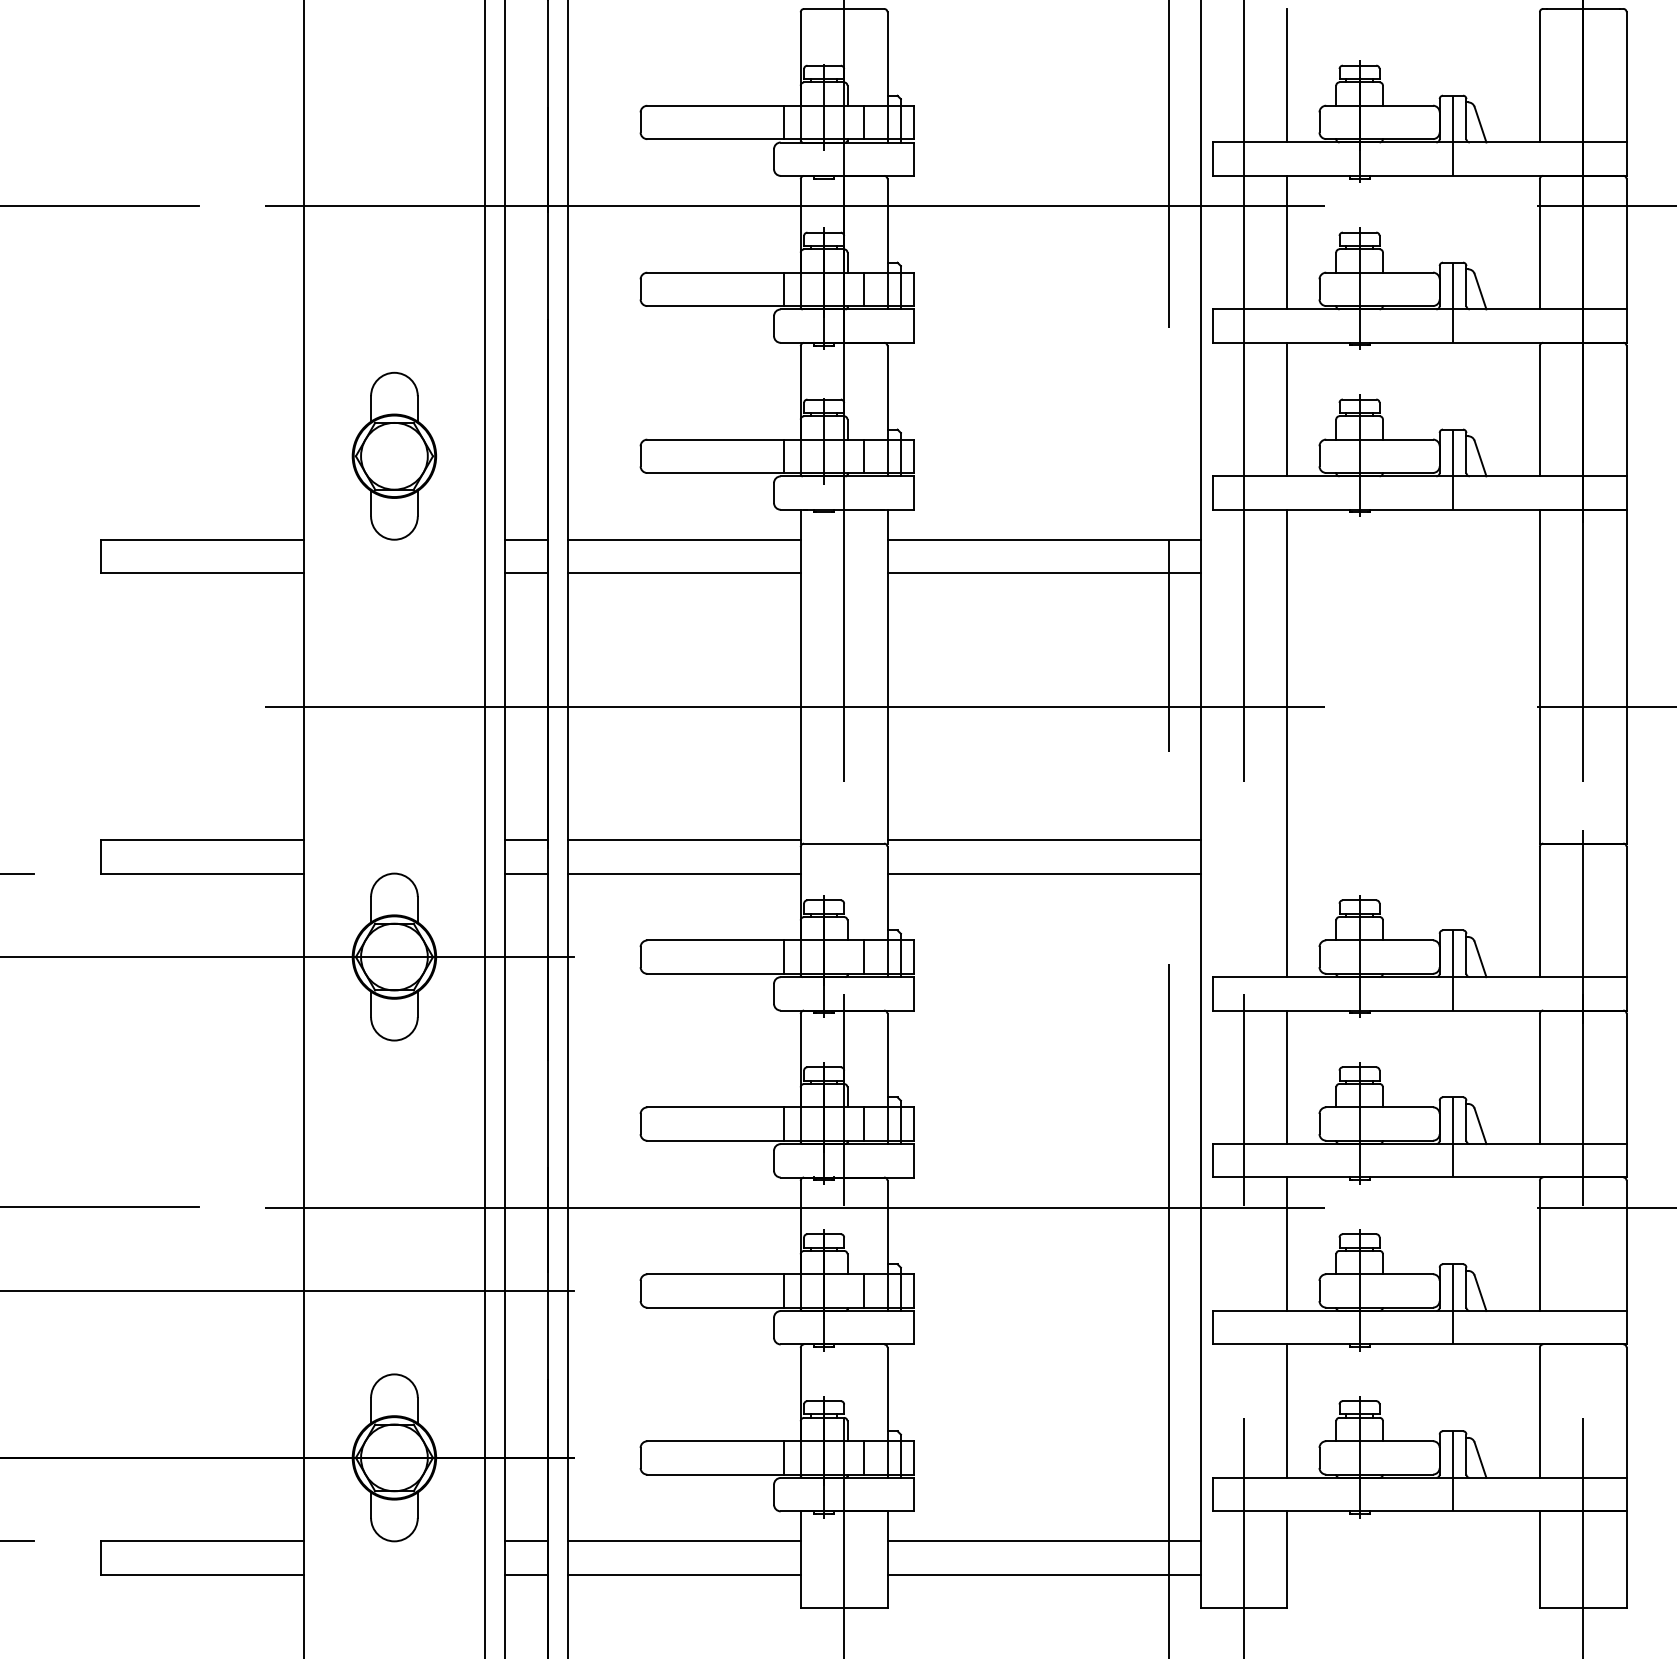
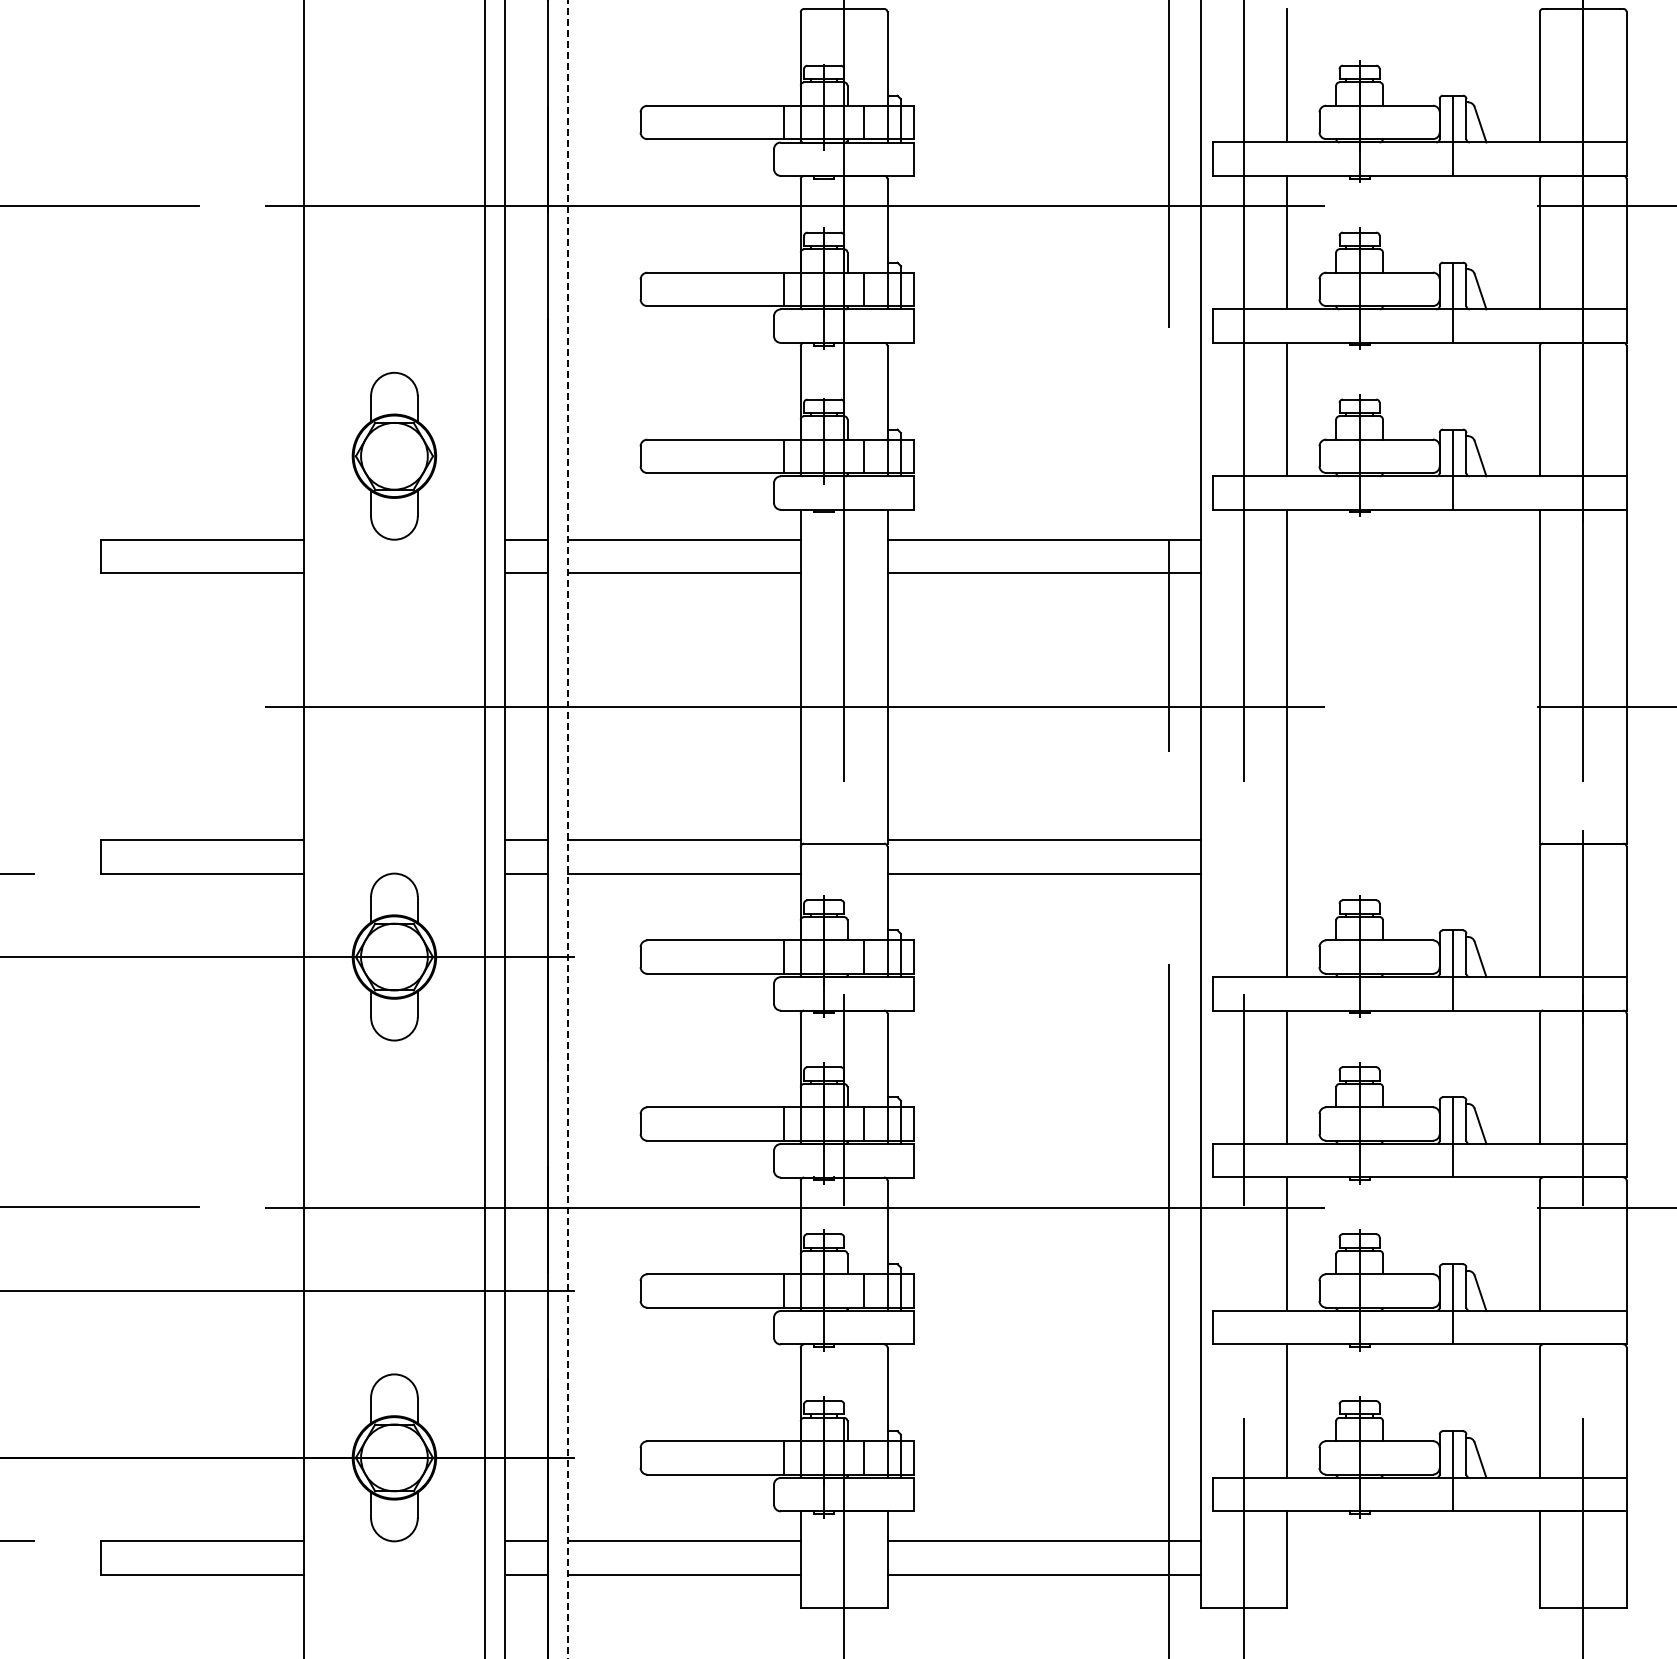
line: solid -> dashed (568, 829)
